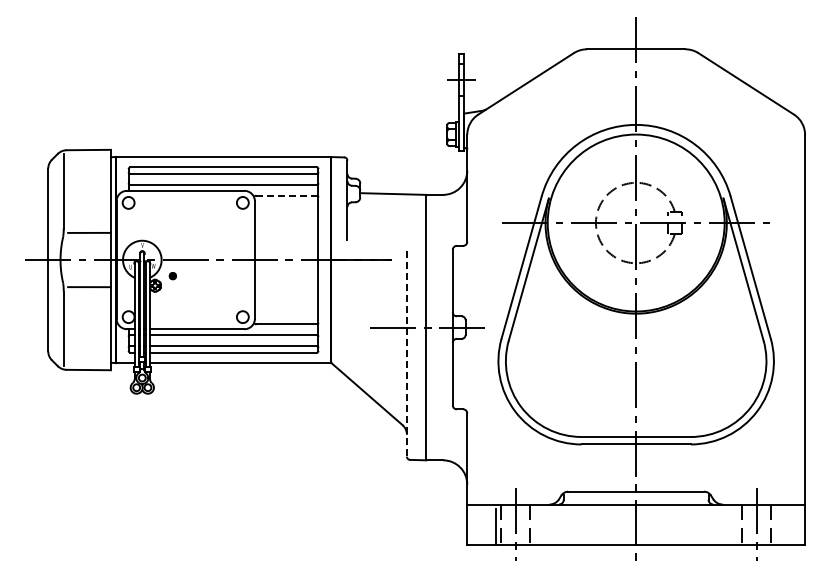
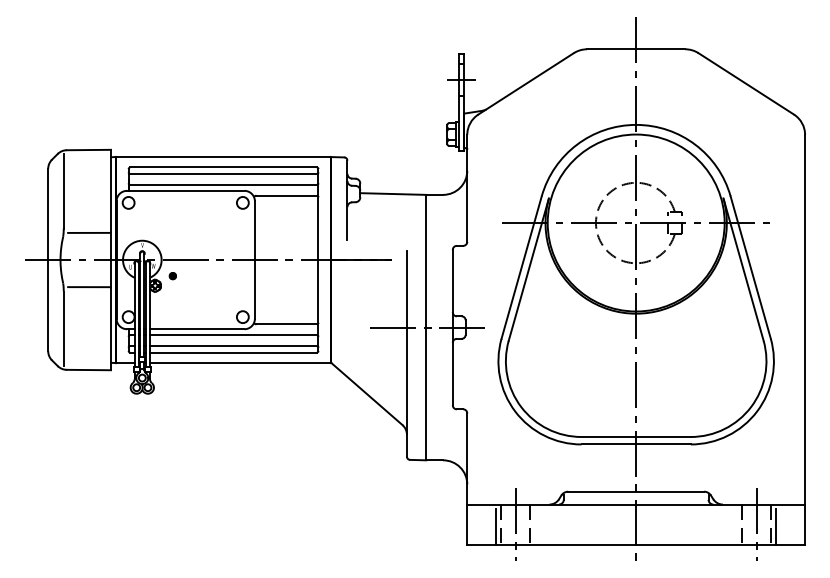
line: dashed -> solid (287, 195)
line: dashed -> solid (406, 353)
line: none -> present (776, 526)
